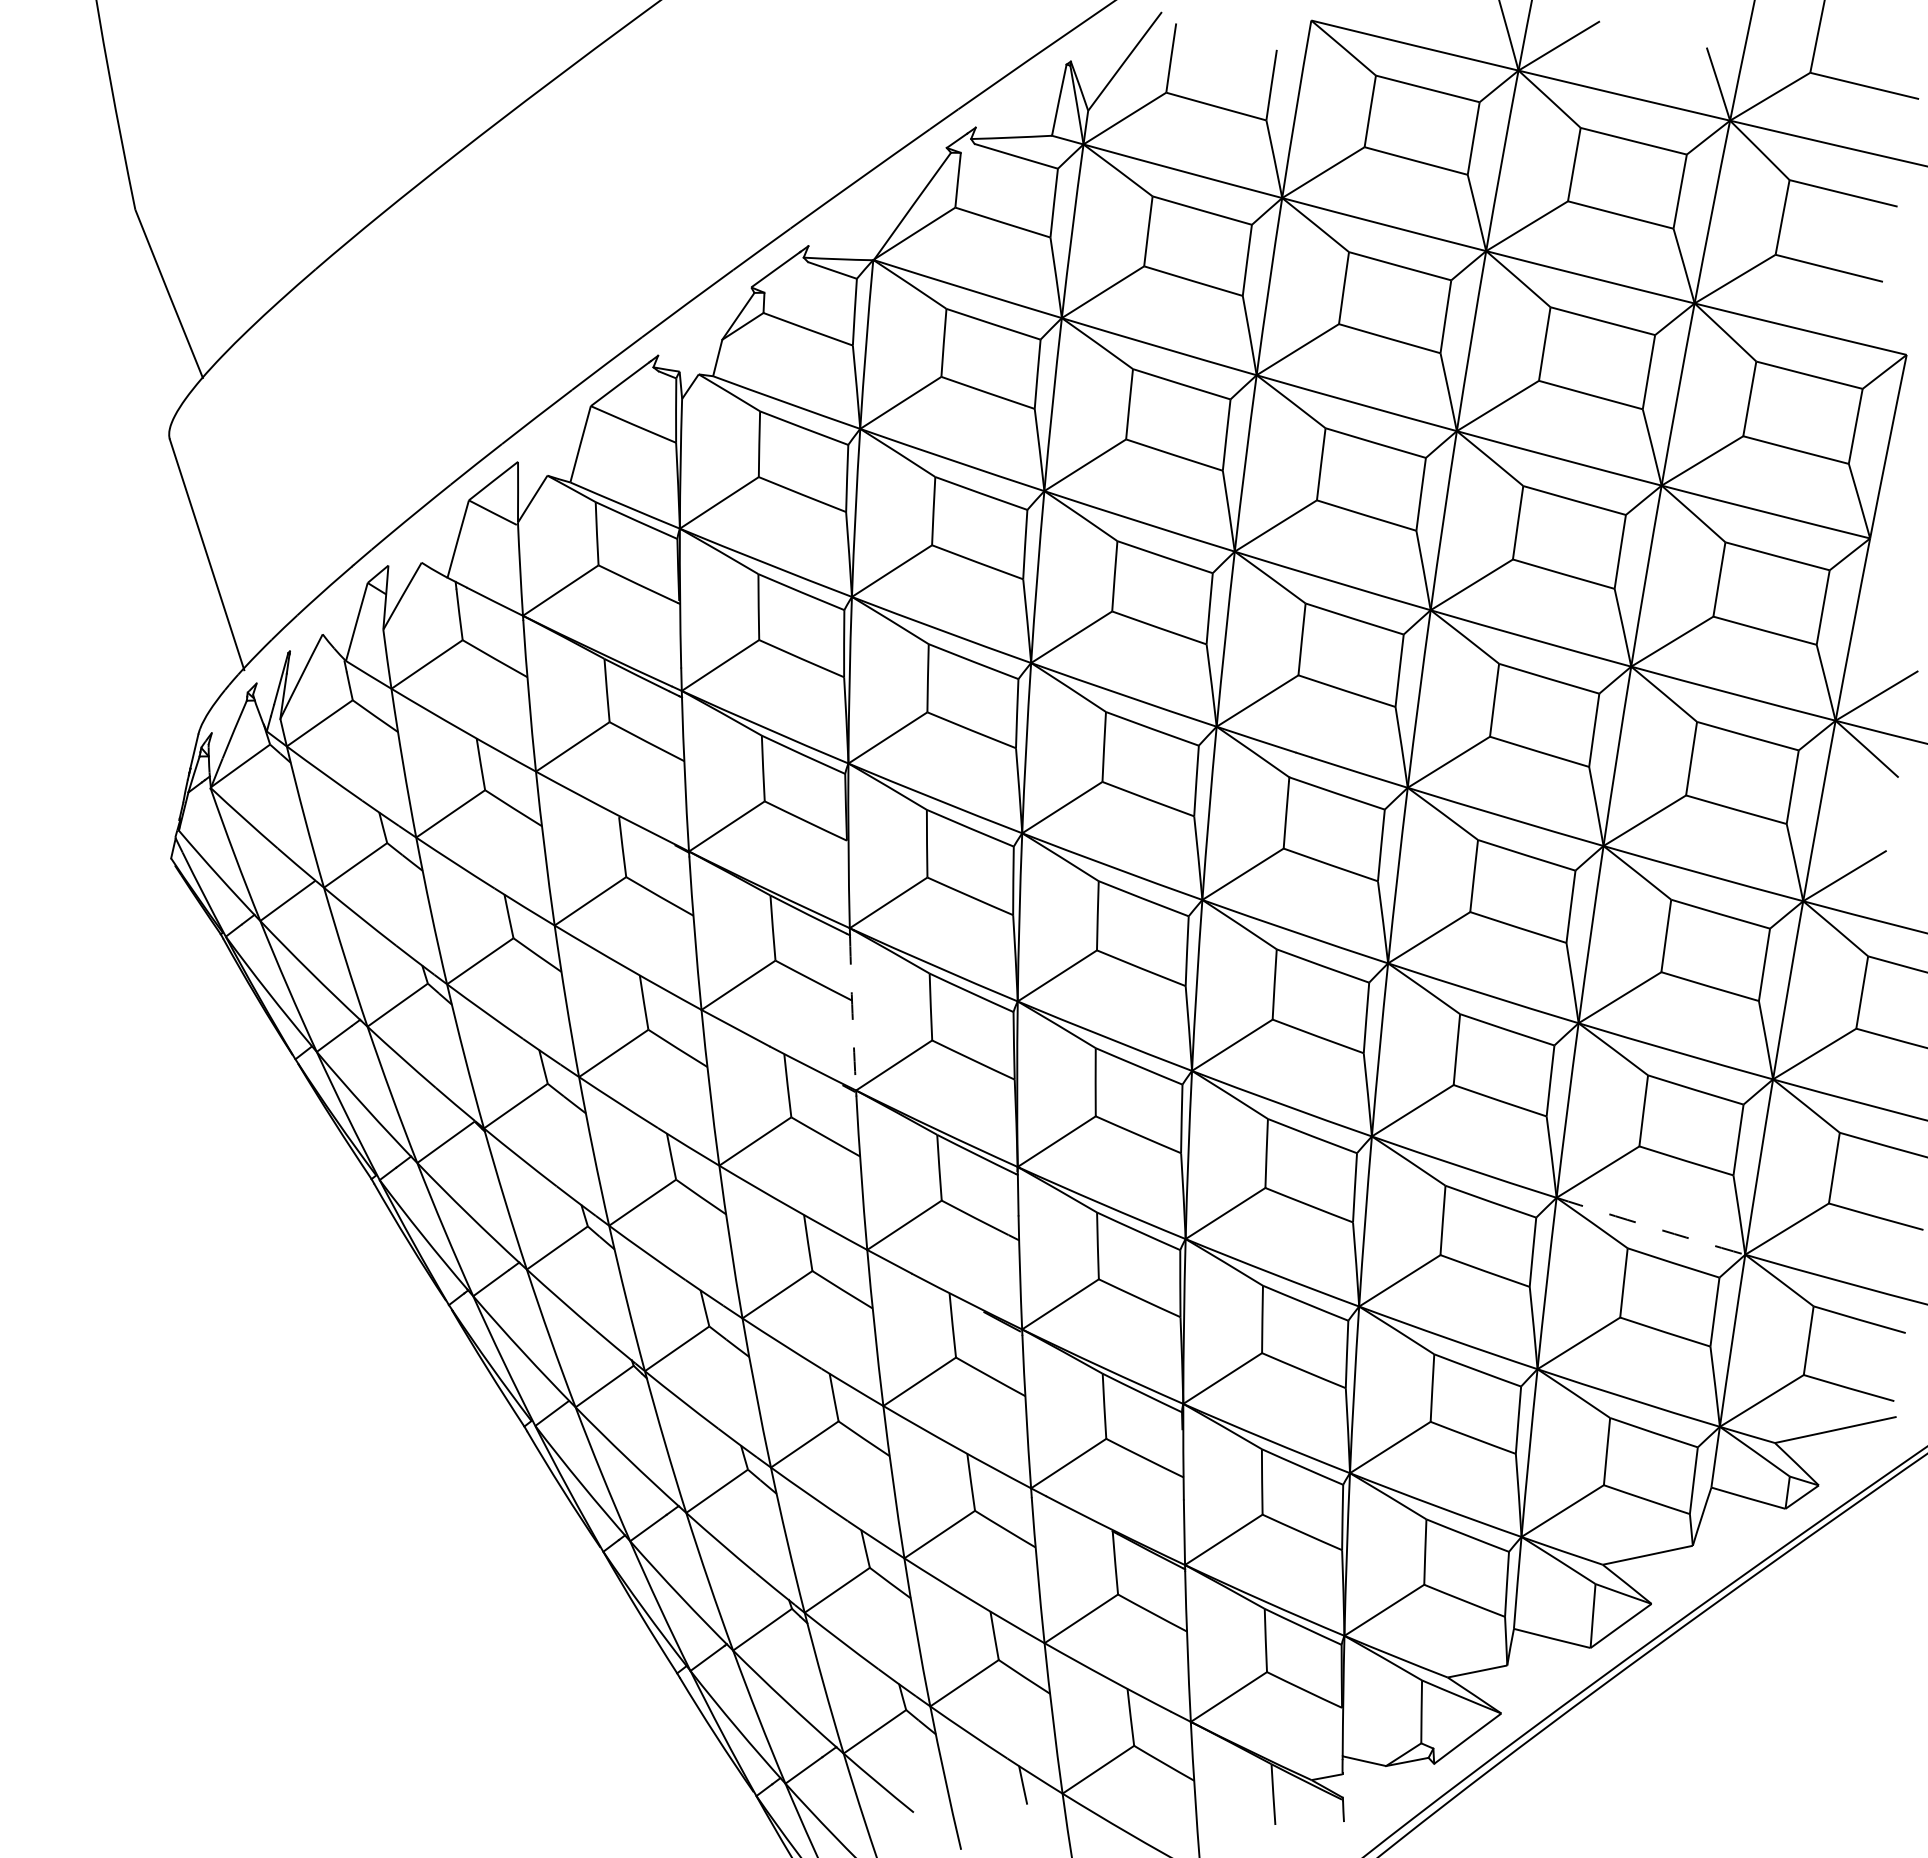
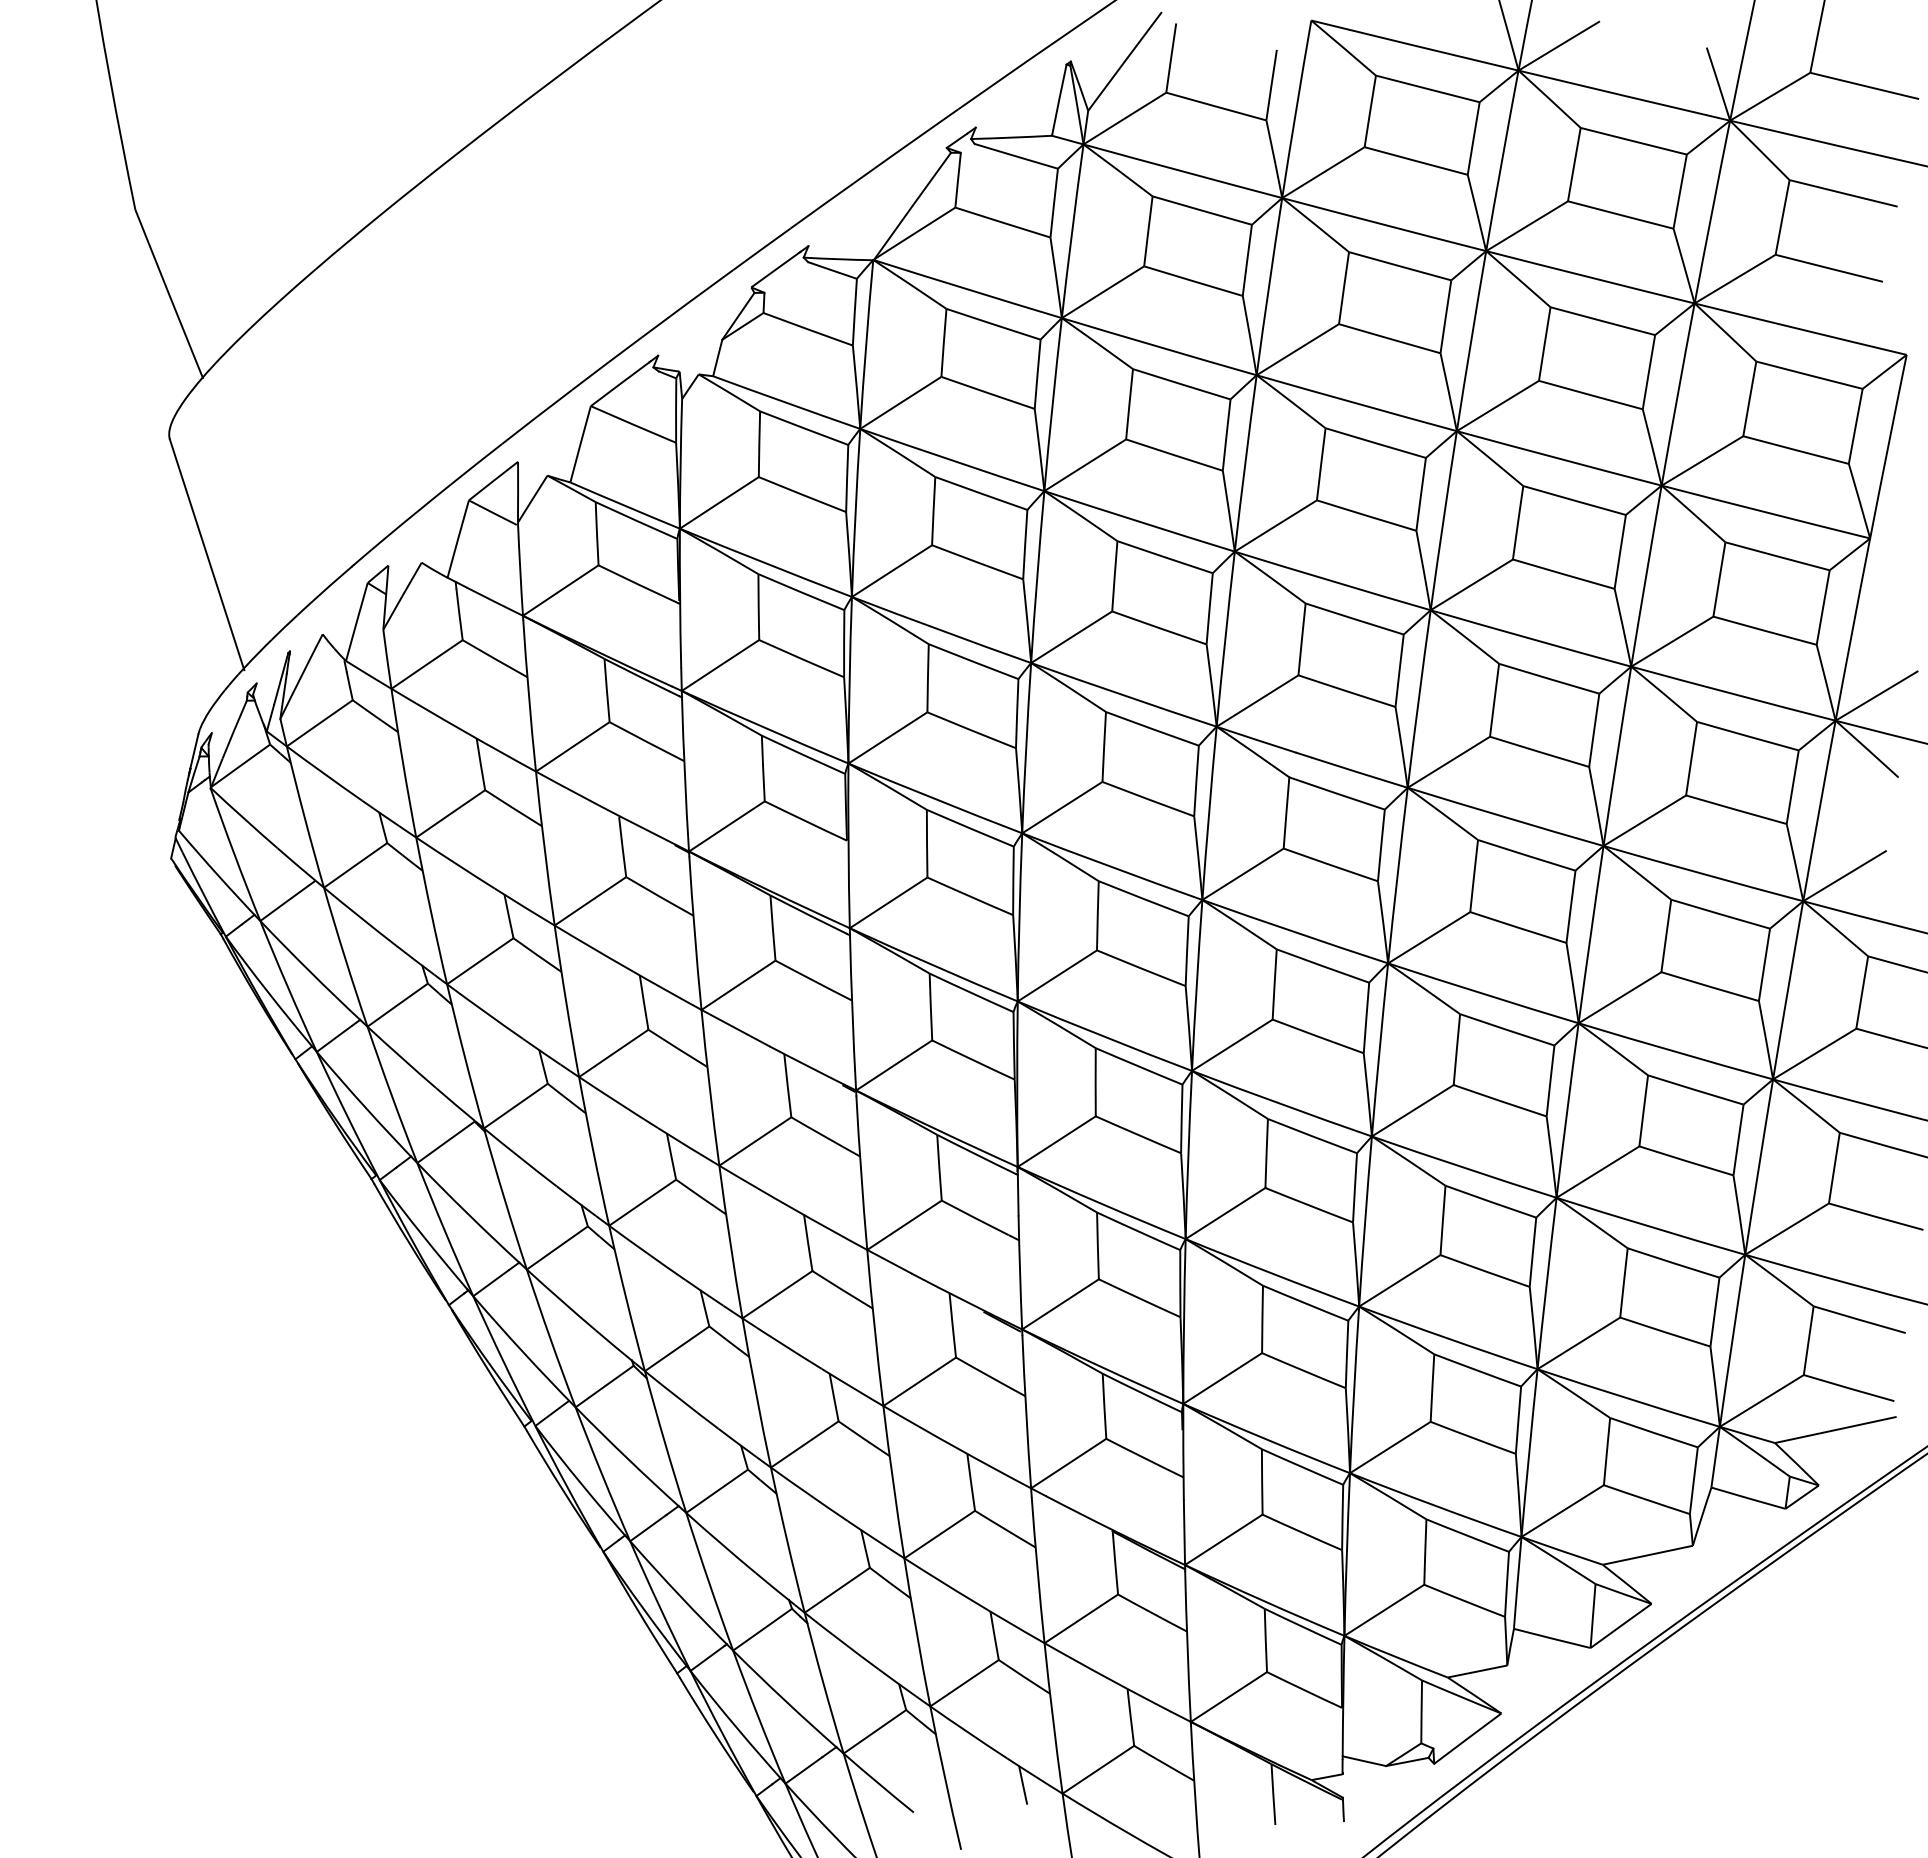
arc: dashed -> solid (852, 1013)
arc: dashed -> solid (1650, 1226)
